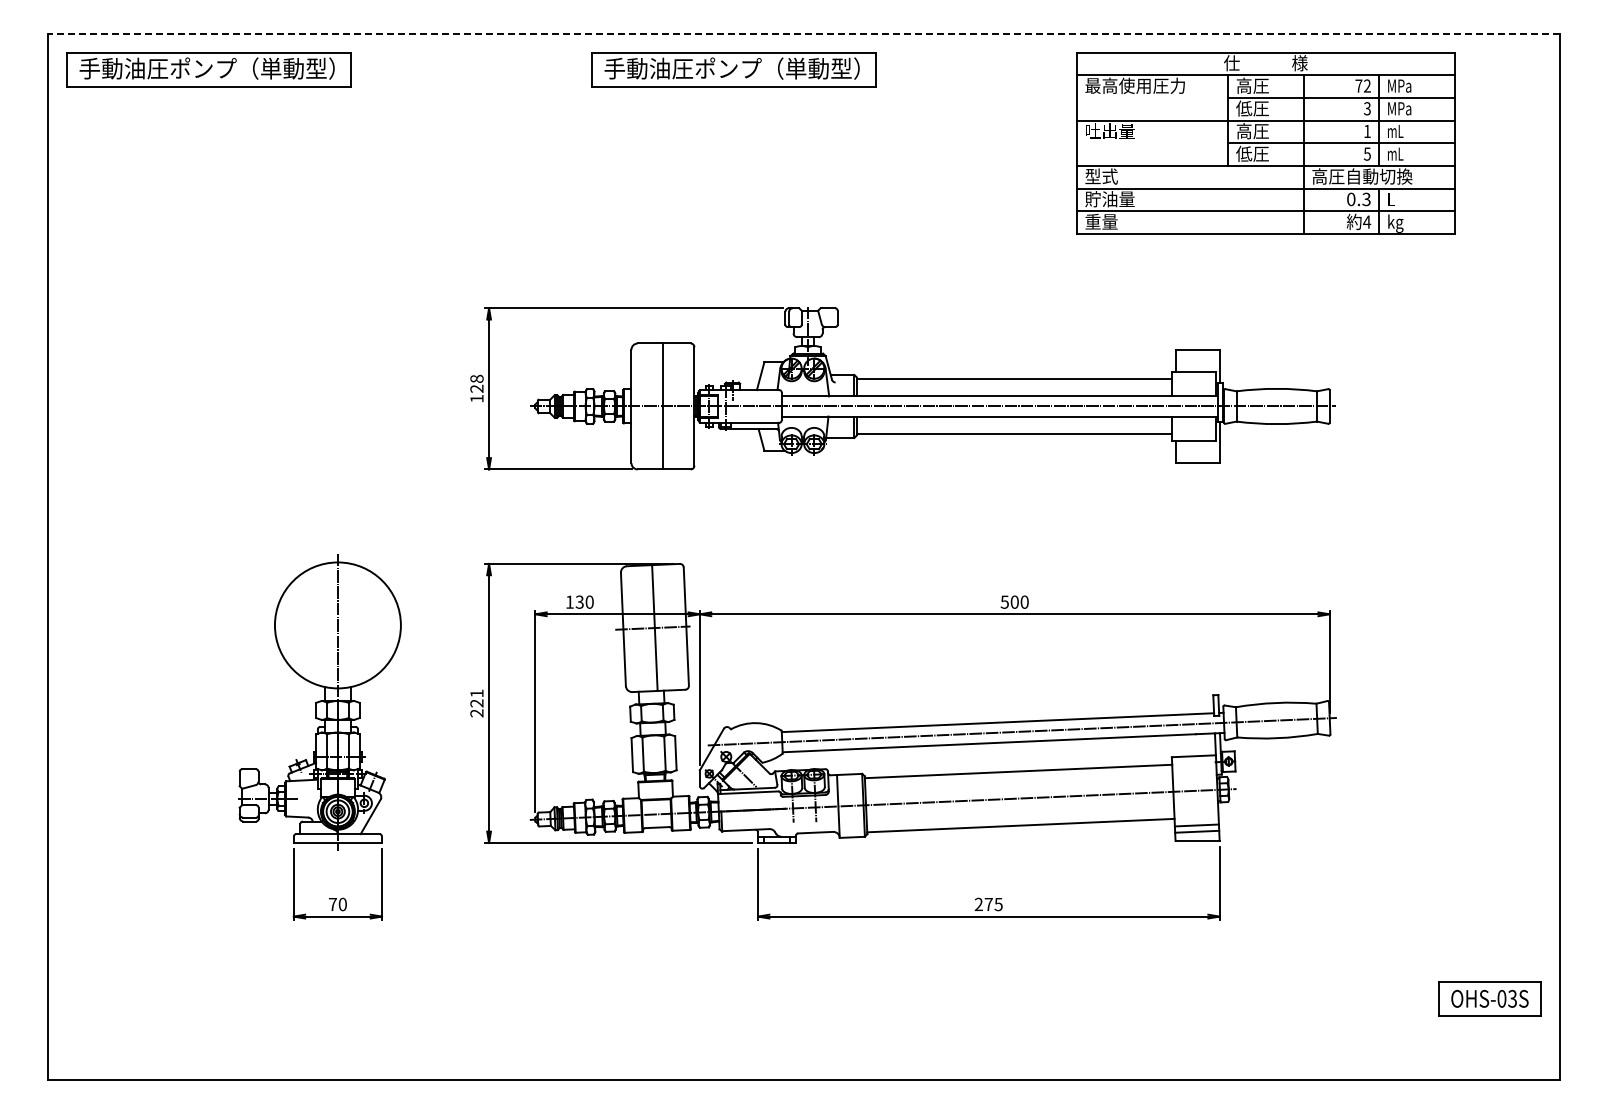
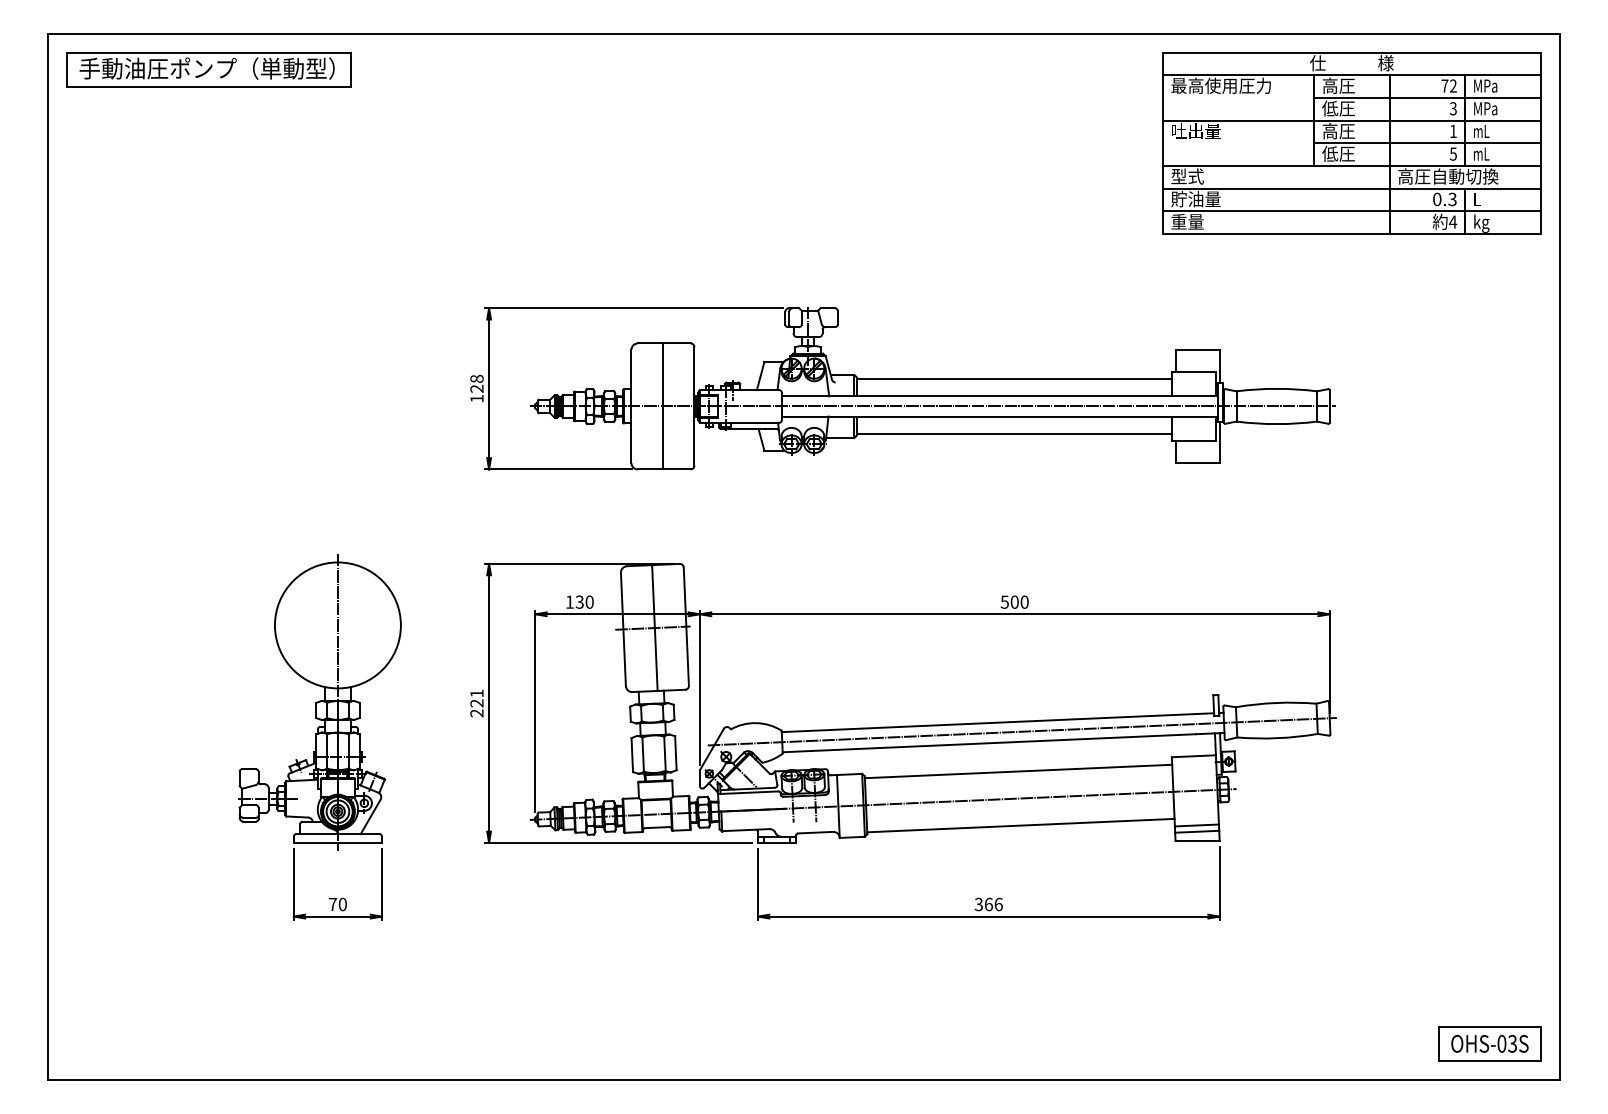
line: dashed -> solid (804, 33)
part: present -> none (733, 69)
part position: (1265, 143) -> (1351, 143) (1351, 143)
text: 275 -> 366 (988, 904)
part position: (1489, 998) -> (1489, 1043) (1489, 1043)
